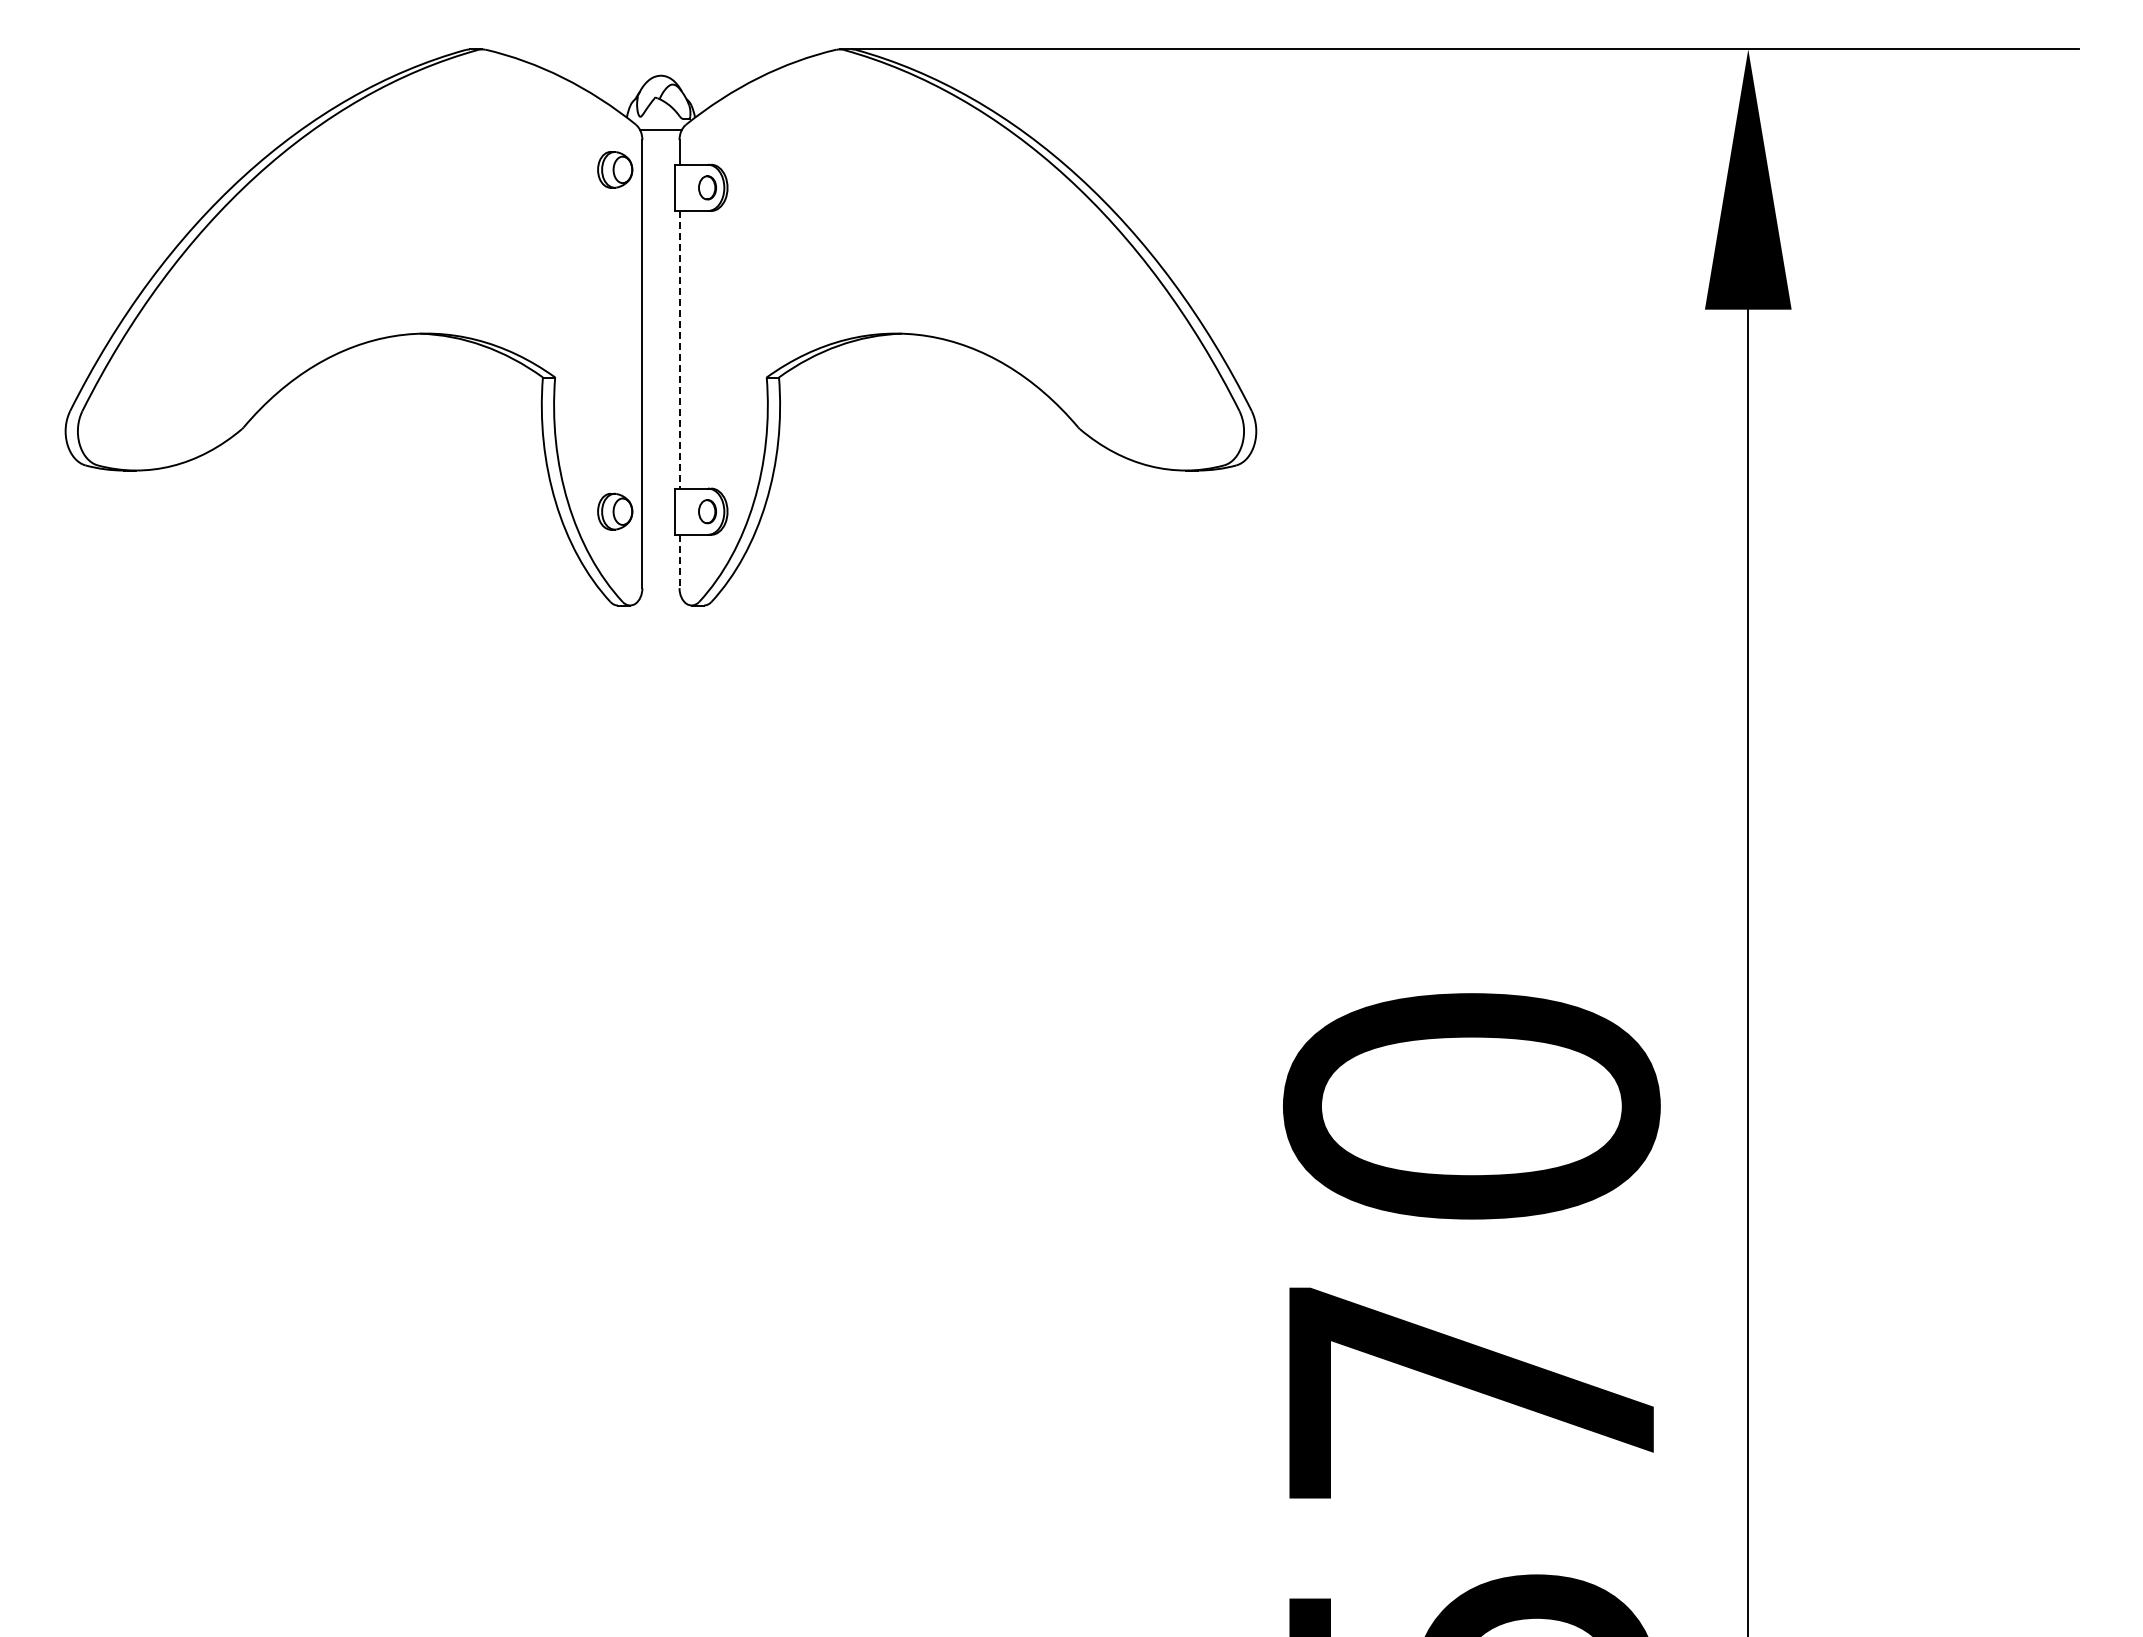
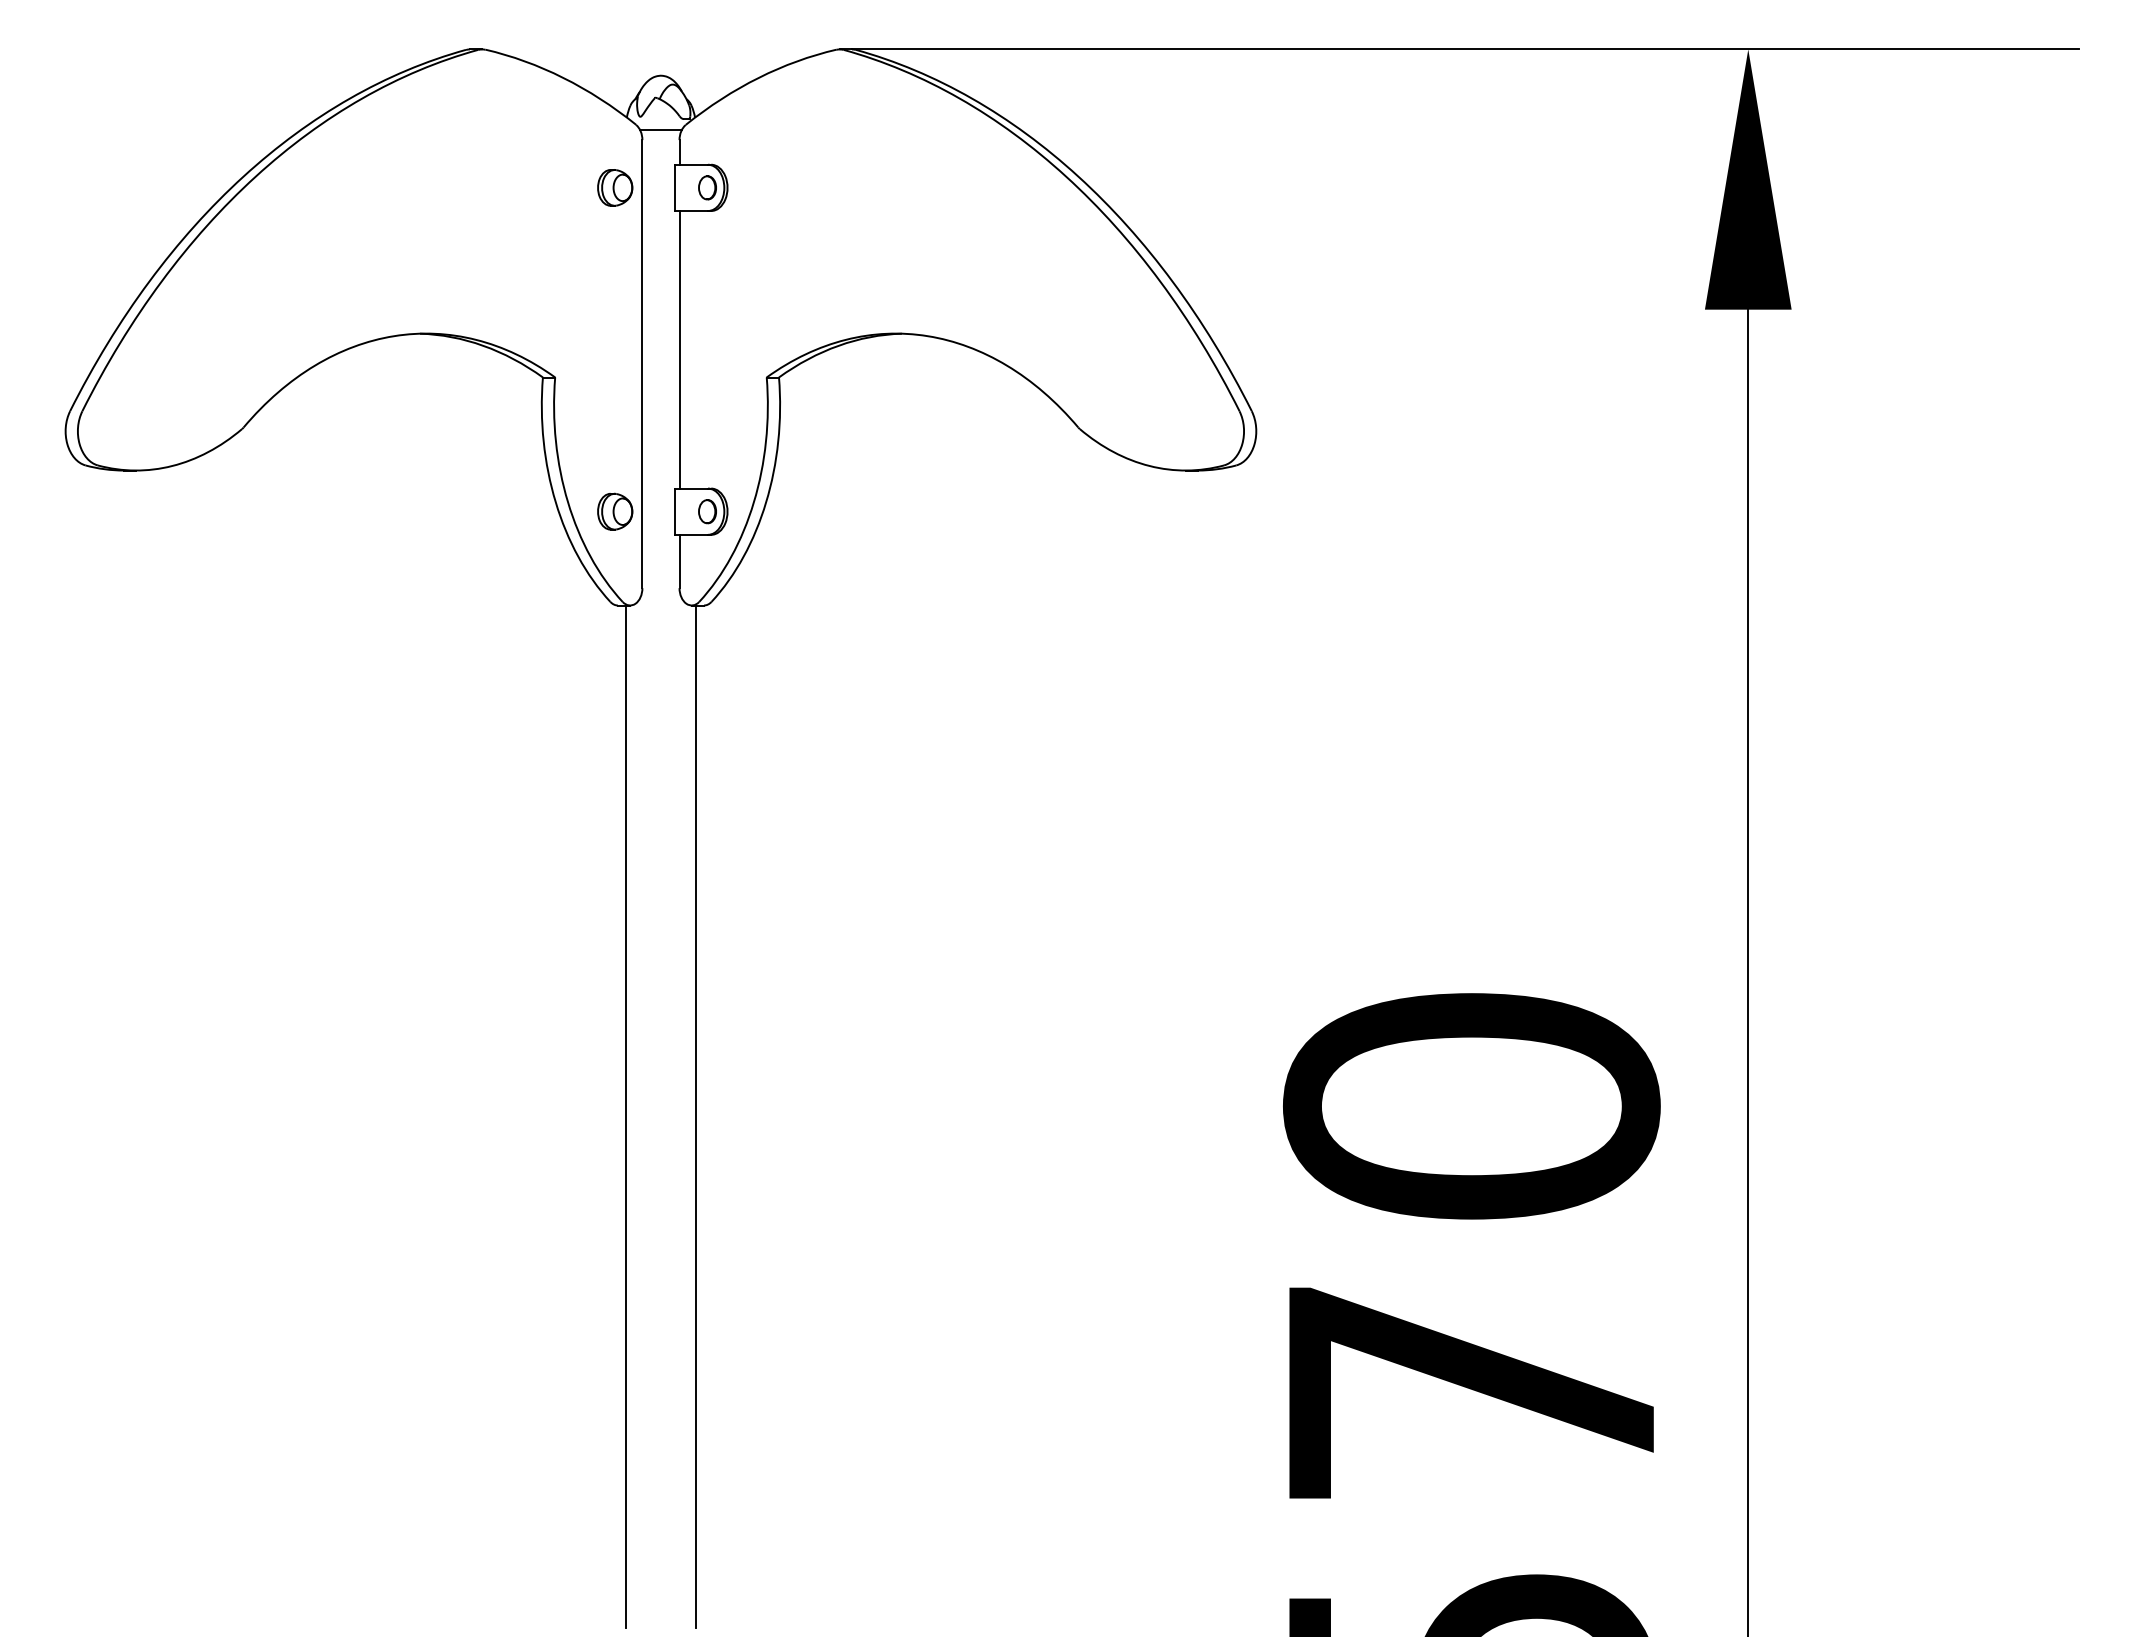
part position: (615, 169) -> (615, 187) (615, 187)
line: dashed -> solid (679, 349)
line: dashed -> solid (679, 561)
line: none -> present (626, 1116)
line: none -> present (695, 1116)
